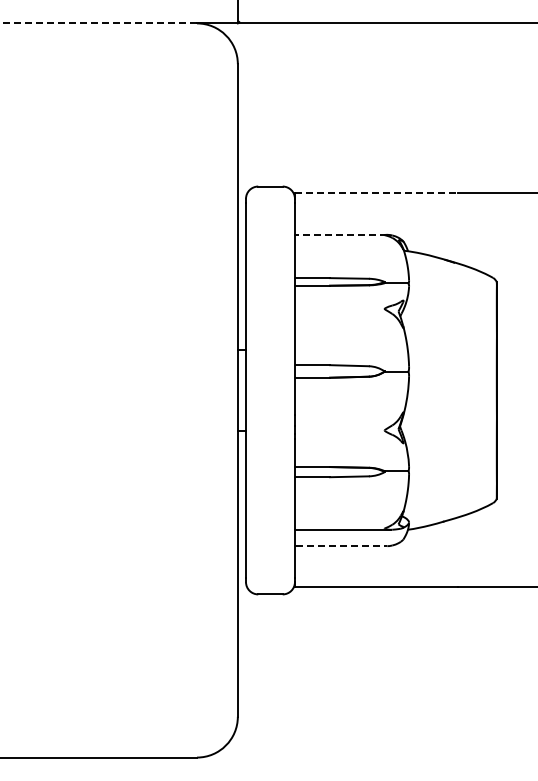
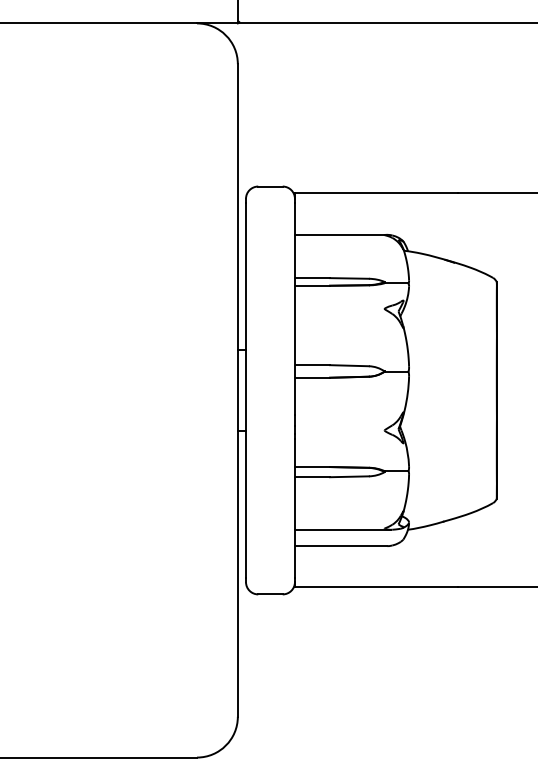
line: dashed -> solid (98, 23)
line: dashed -> solid (376, 193)
line: dashed -> solid (341, 234)
line: dashed -> solid (341, 546)
